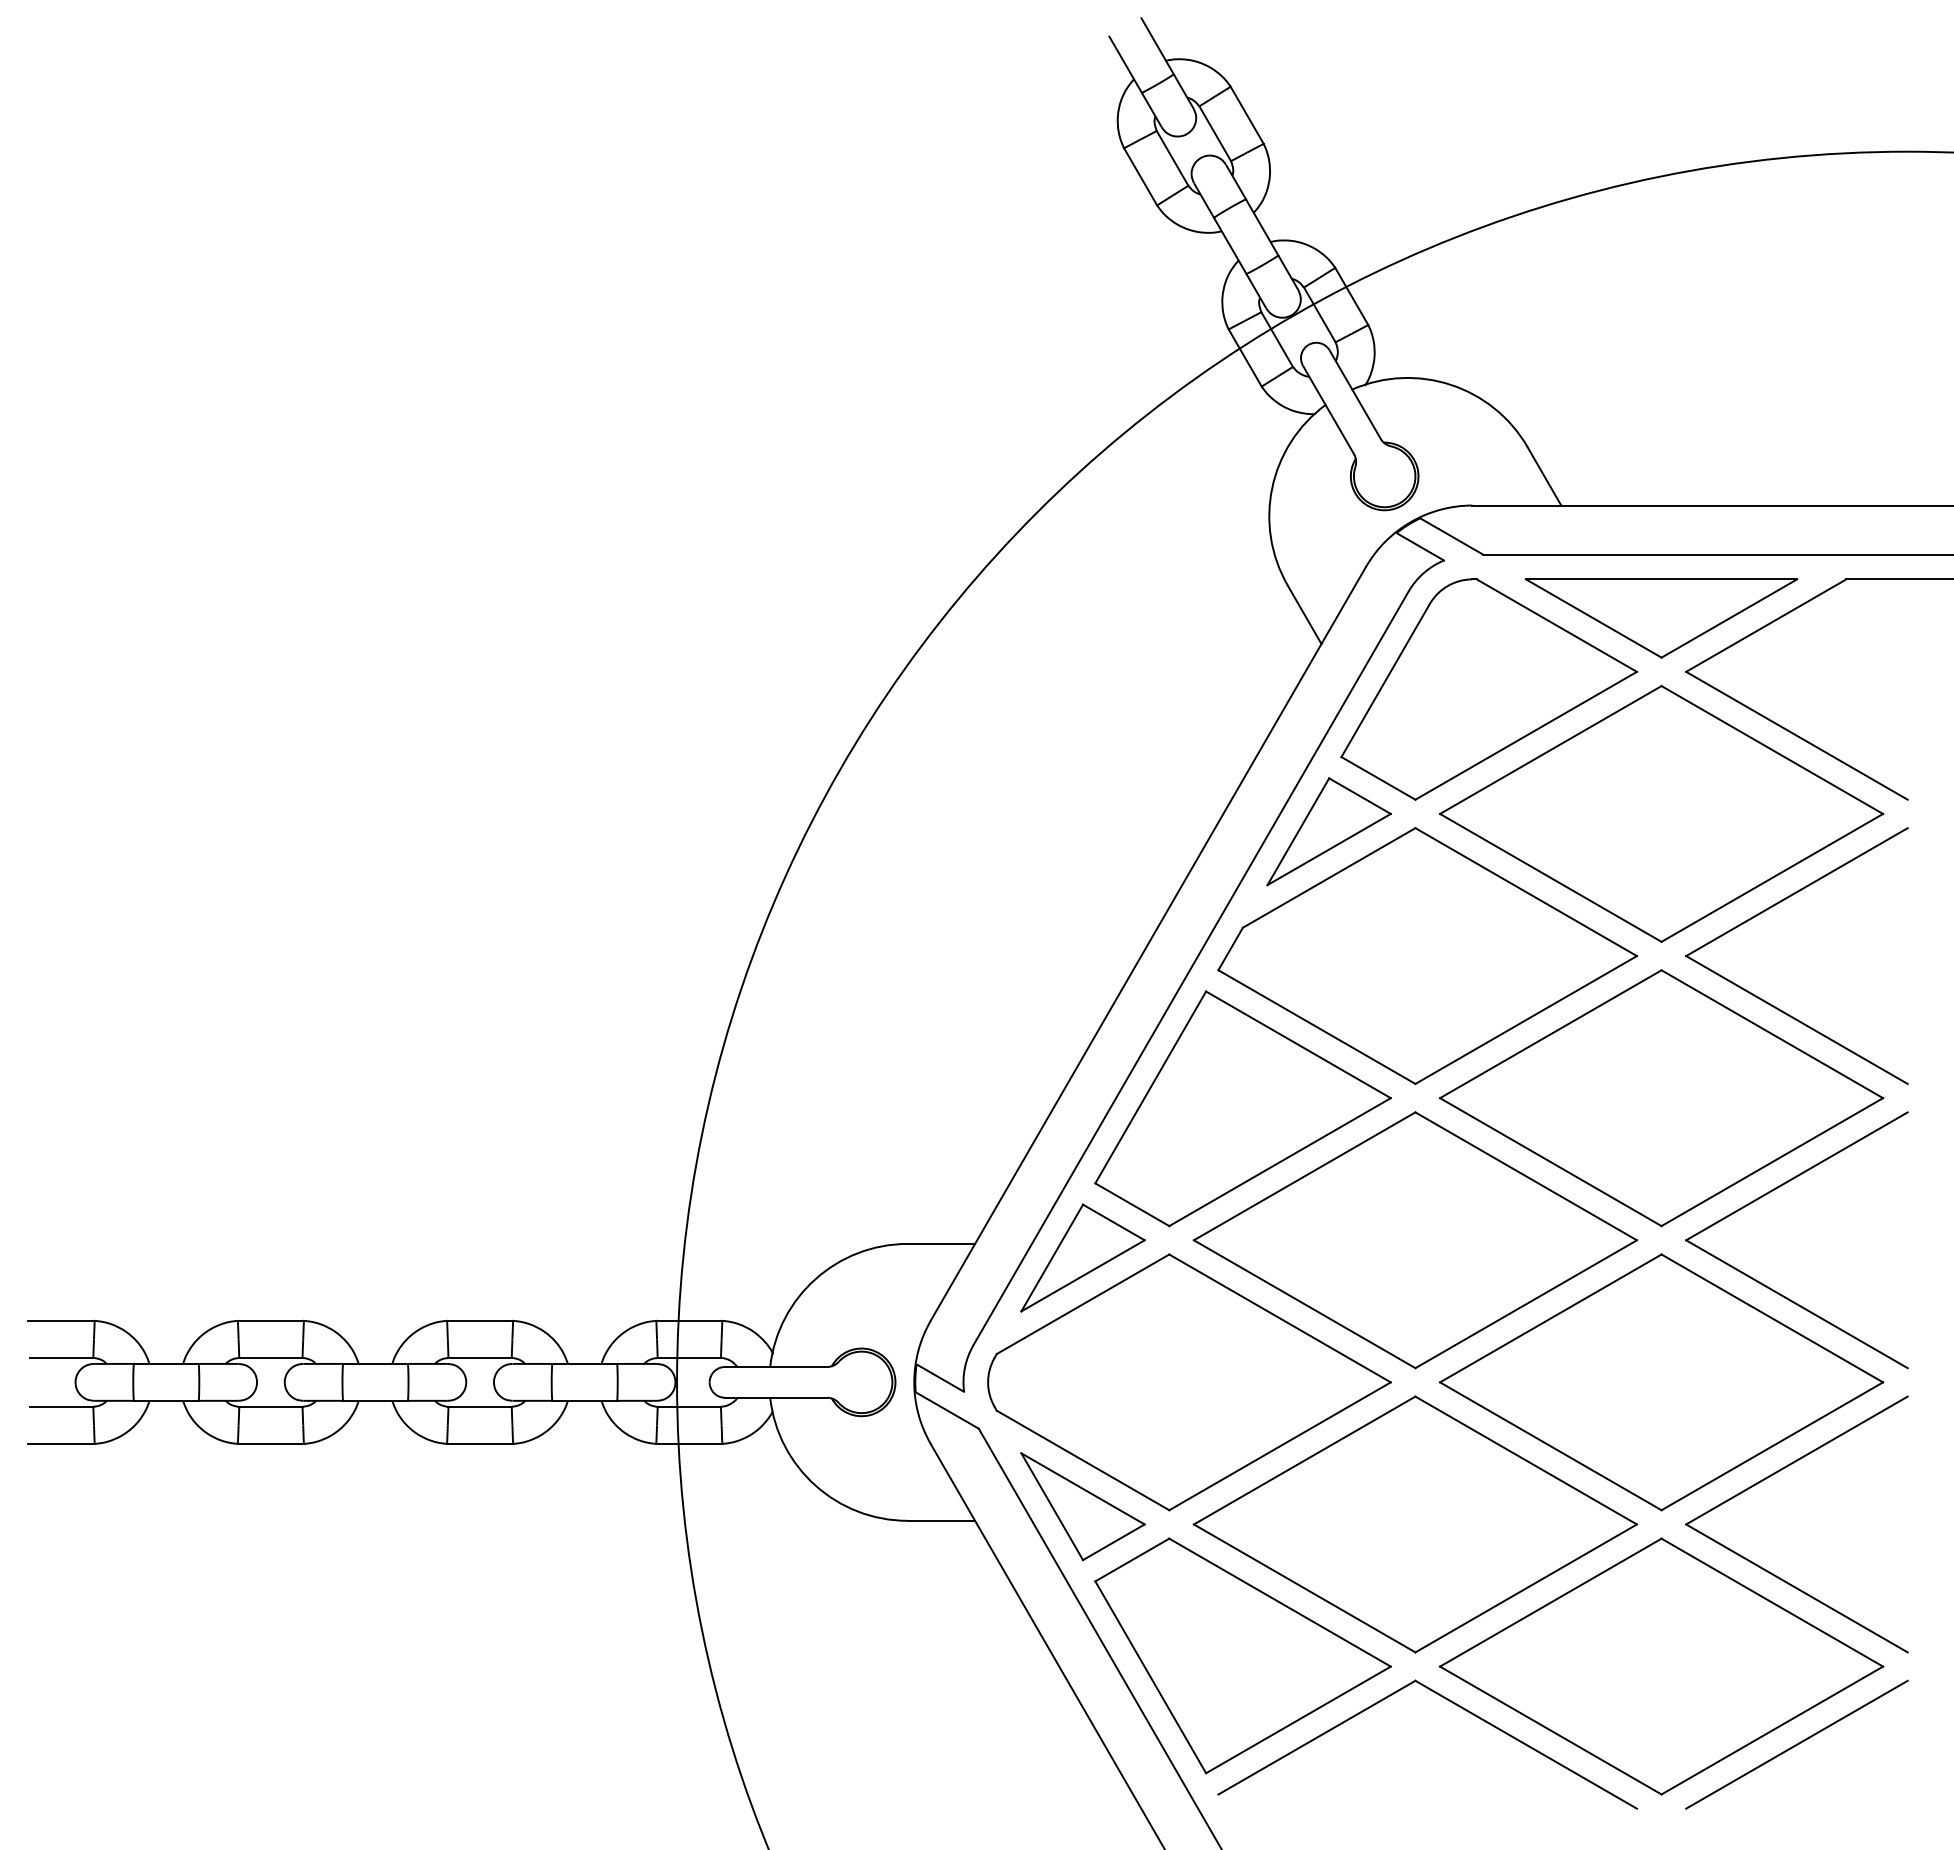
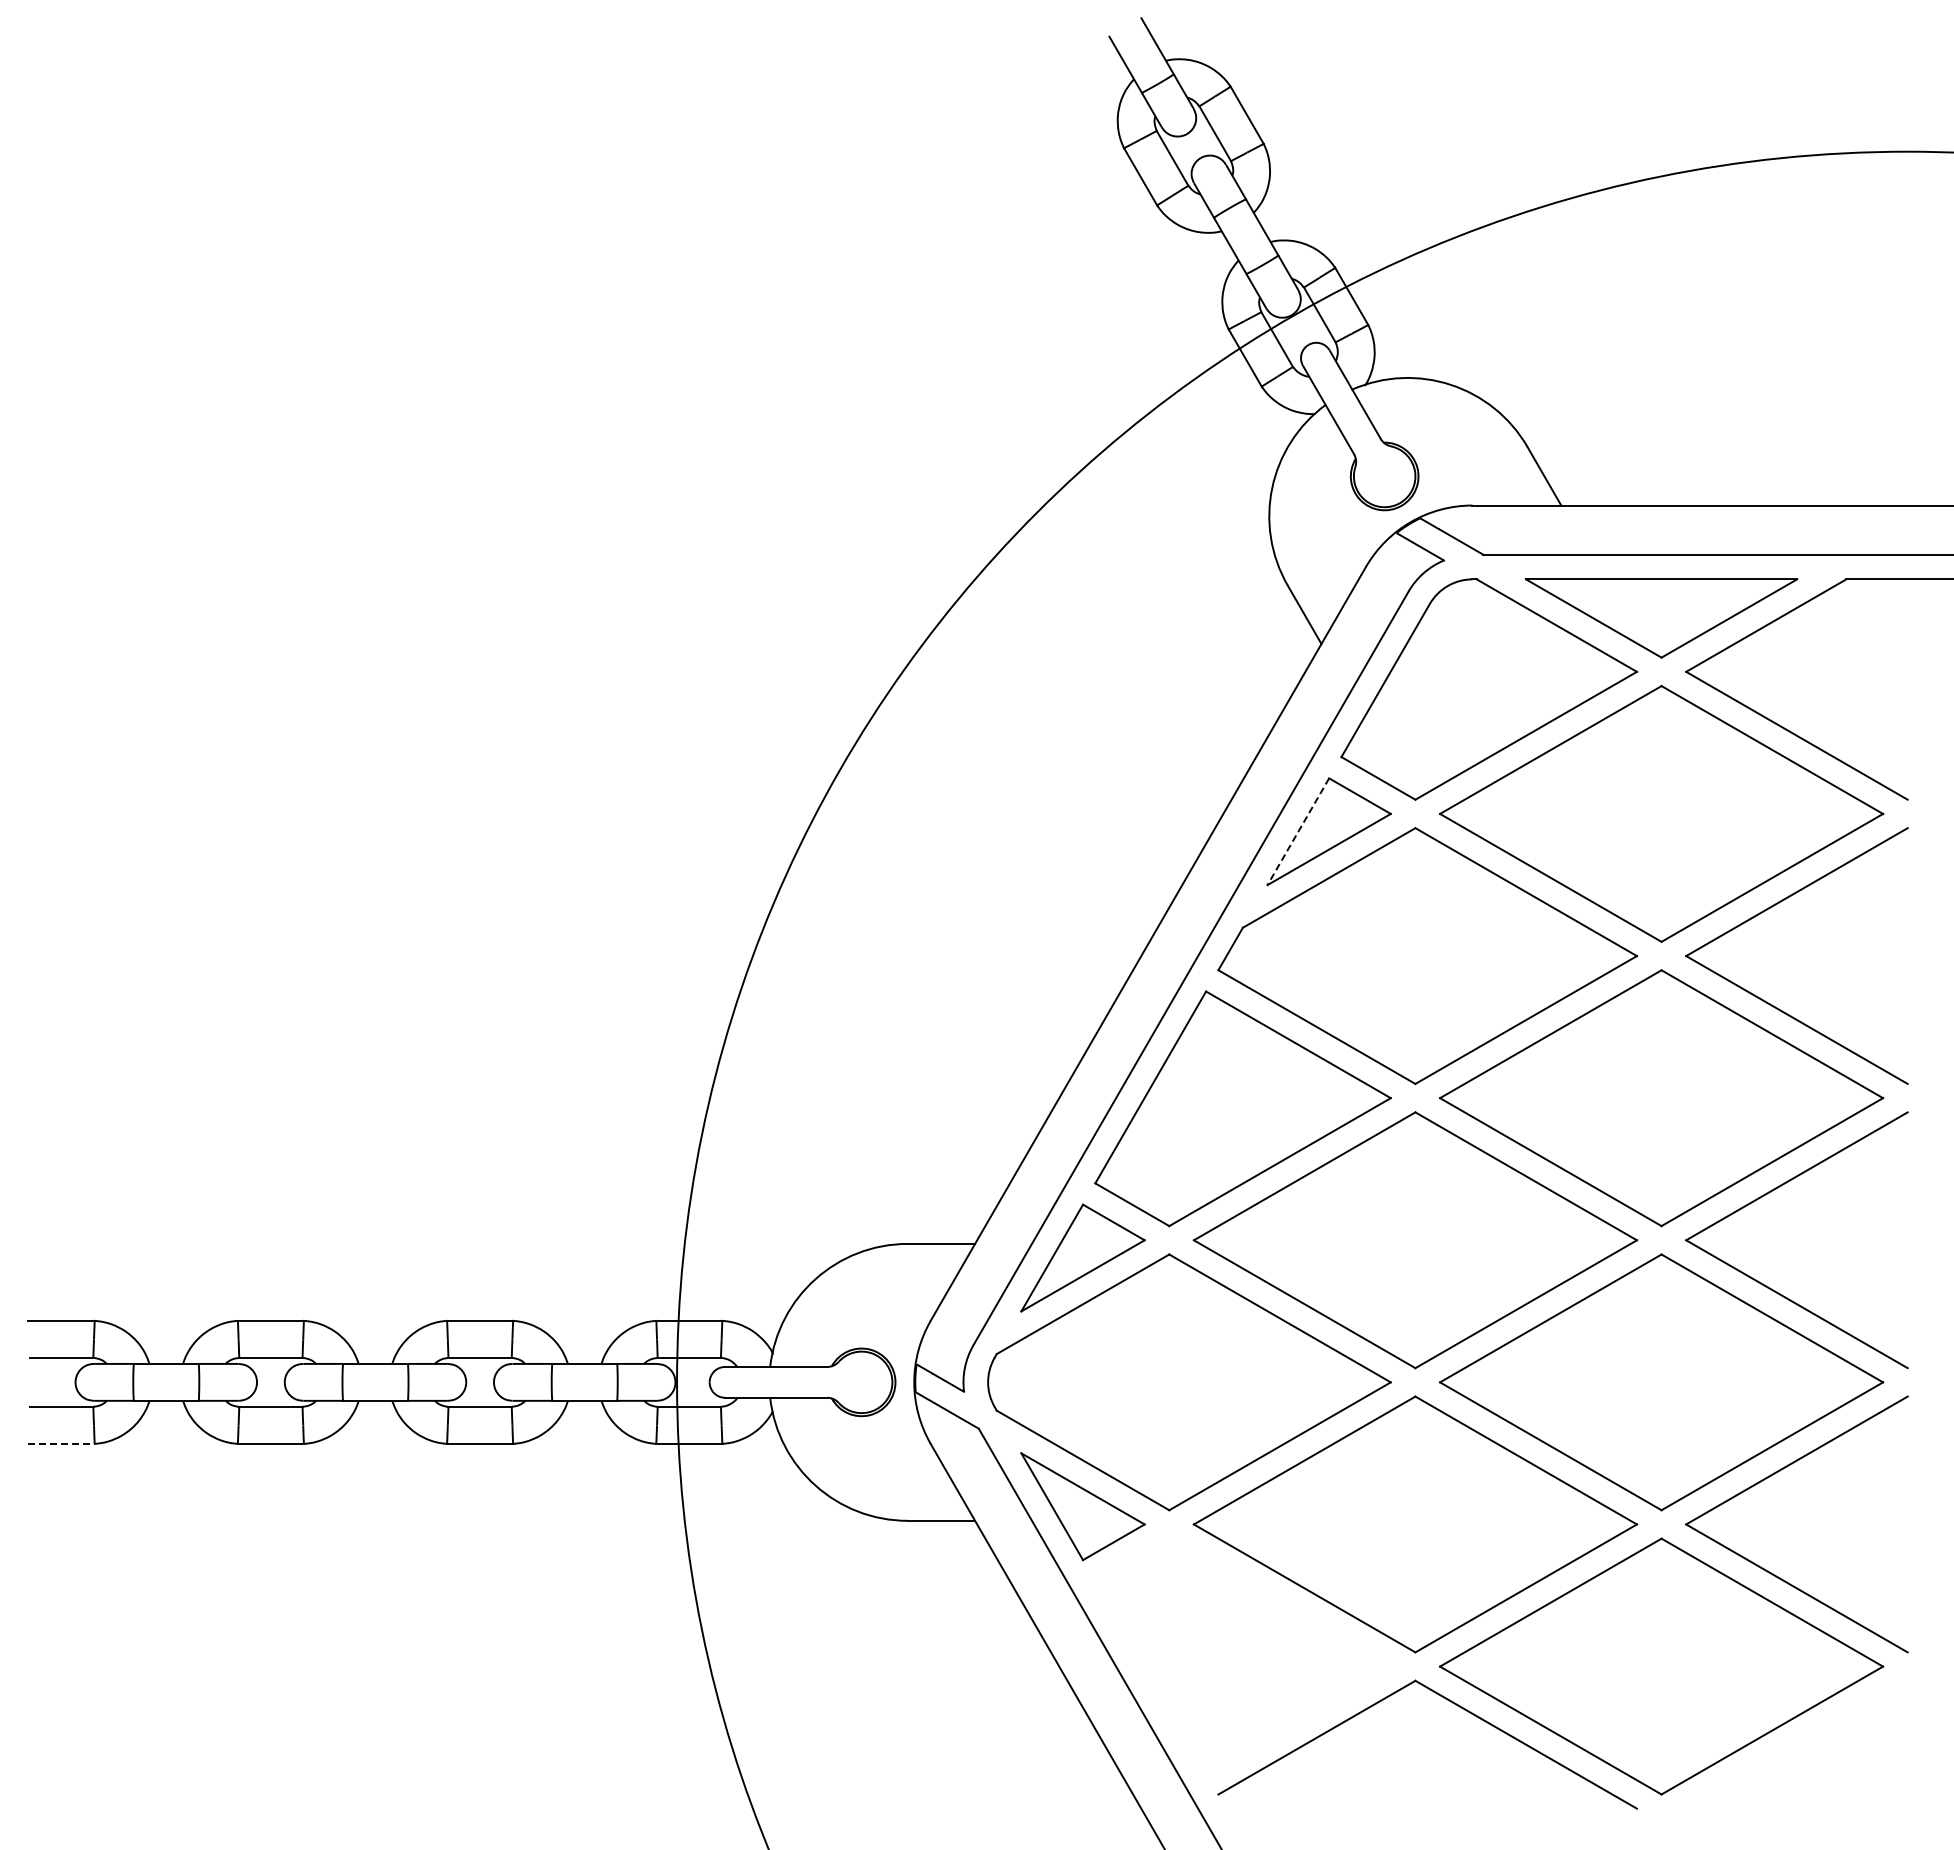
line: solid -> dashed (1298, 831)
line: solid -> dashed (61, 1443)
part: present -> none (1242, 1655)
line: present -> none (1796, 1744)
